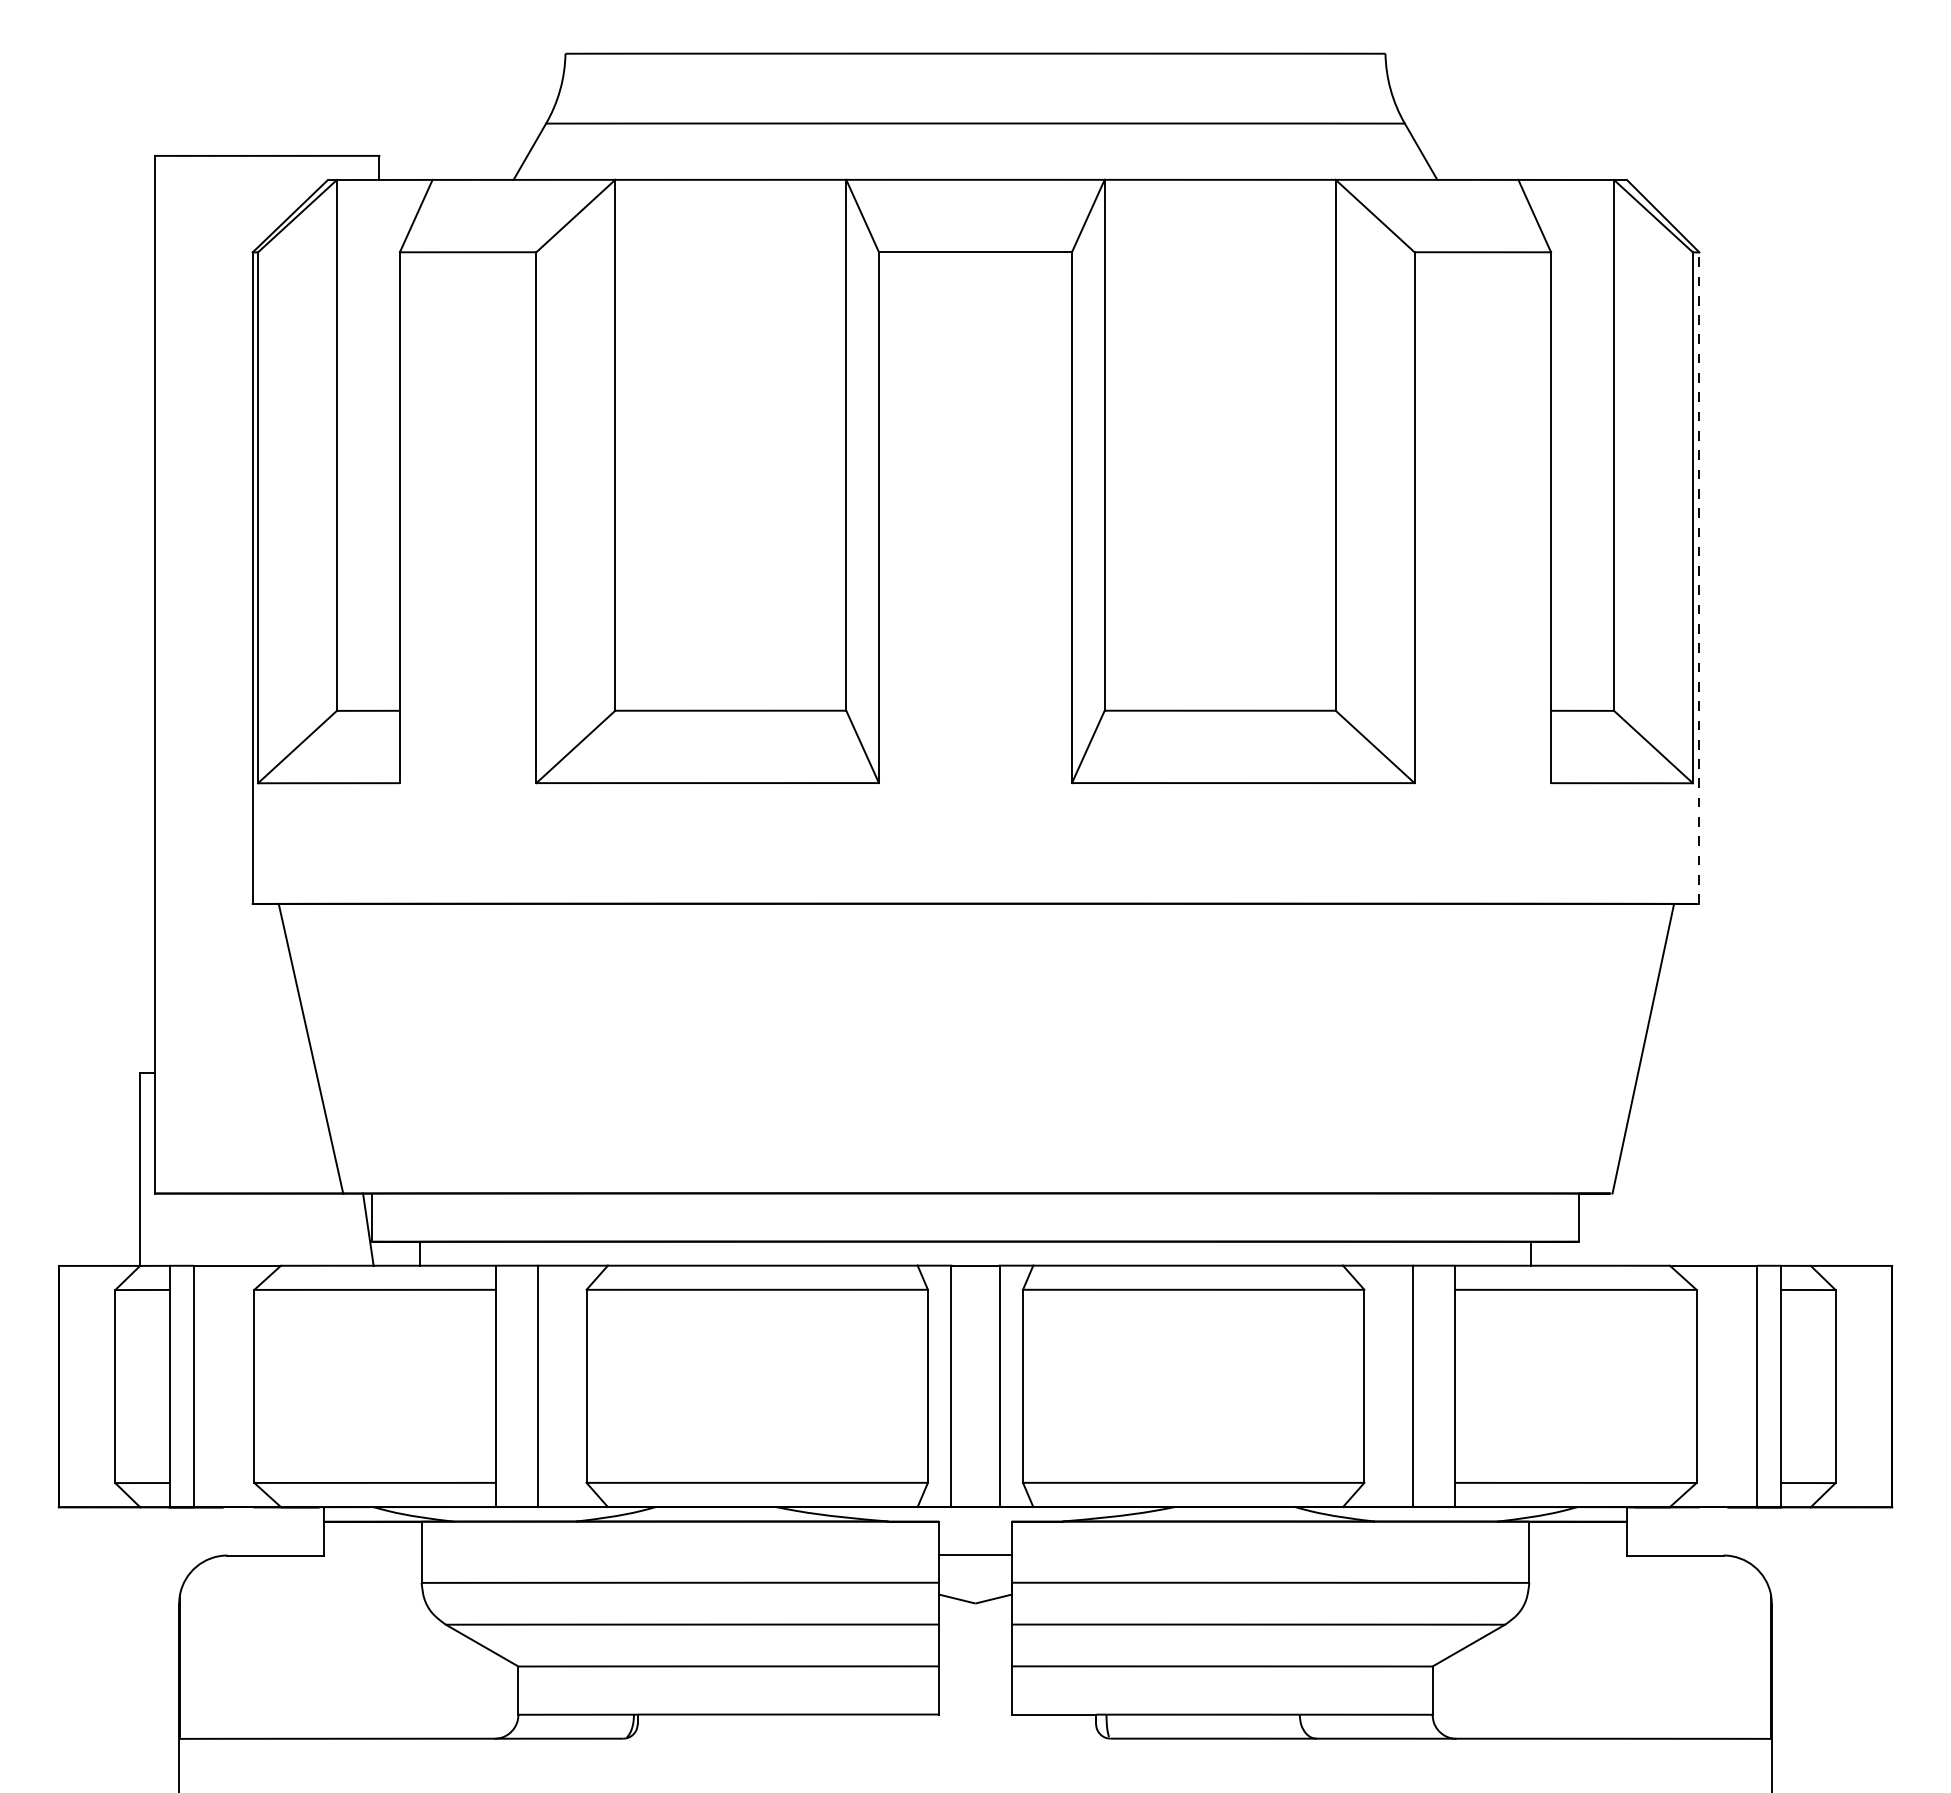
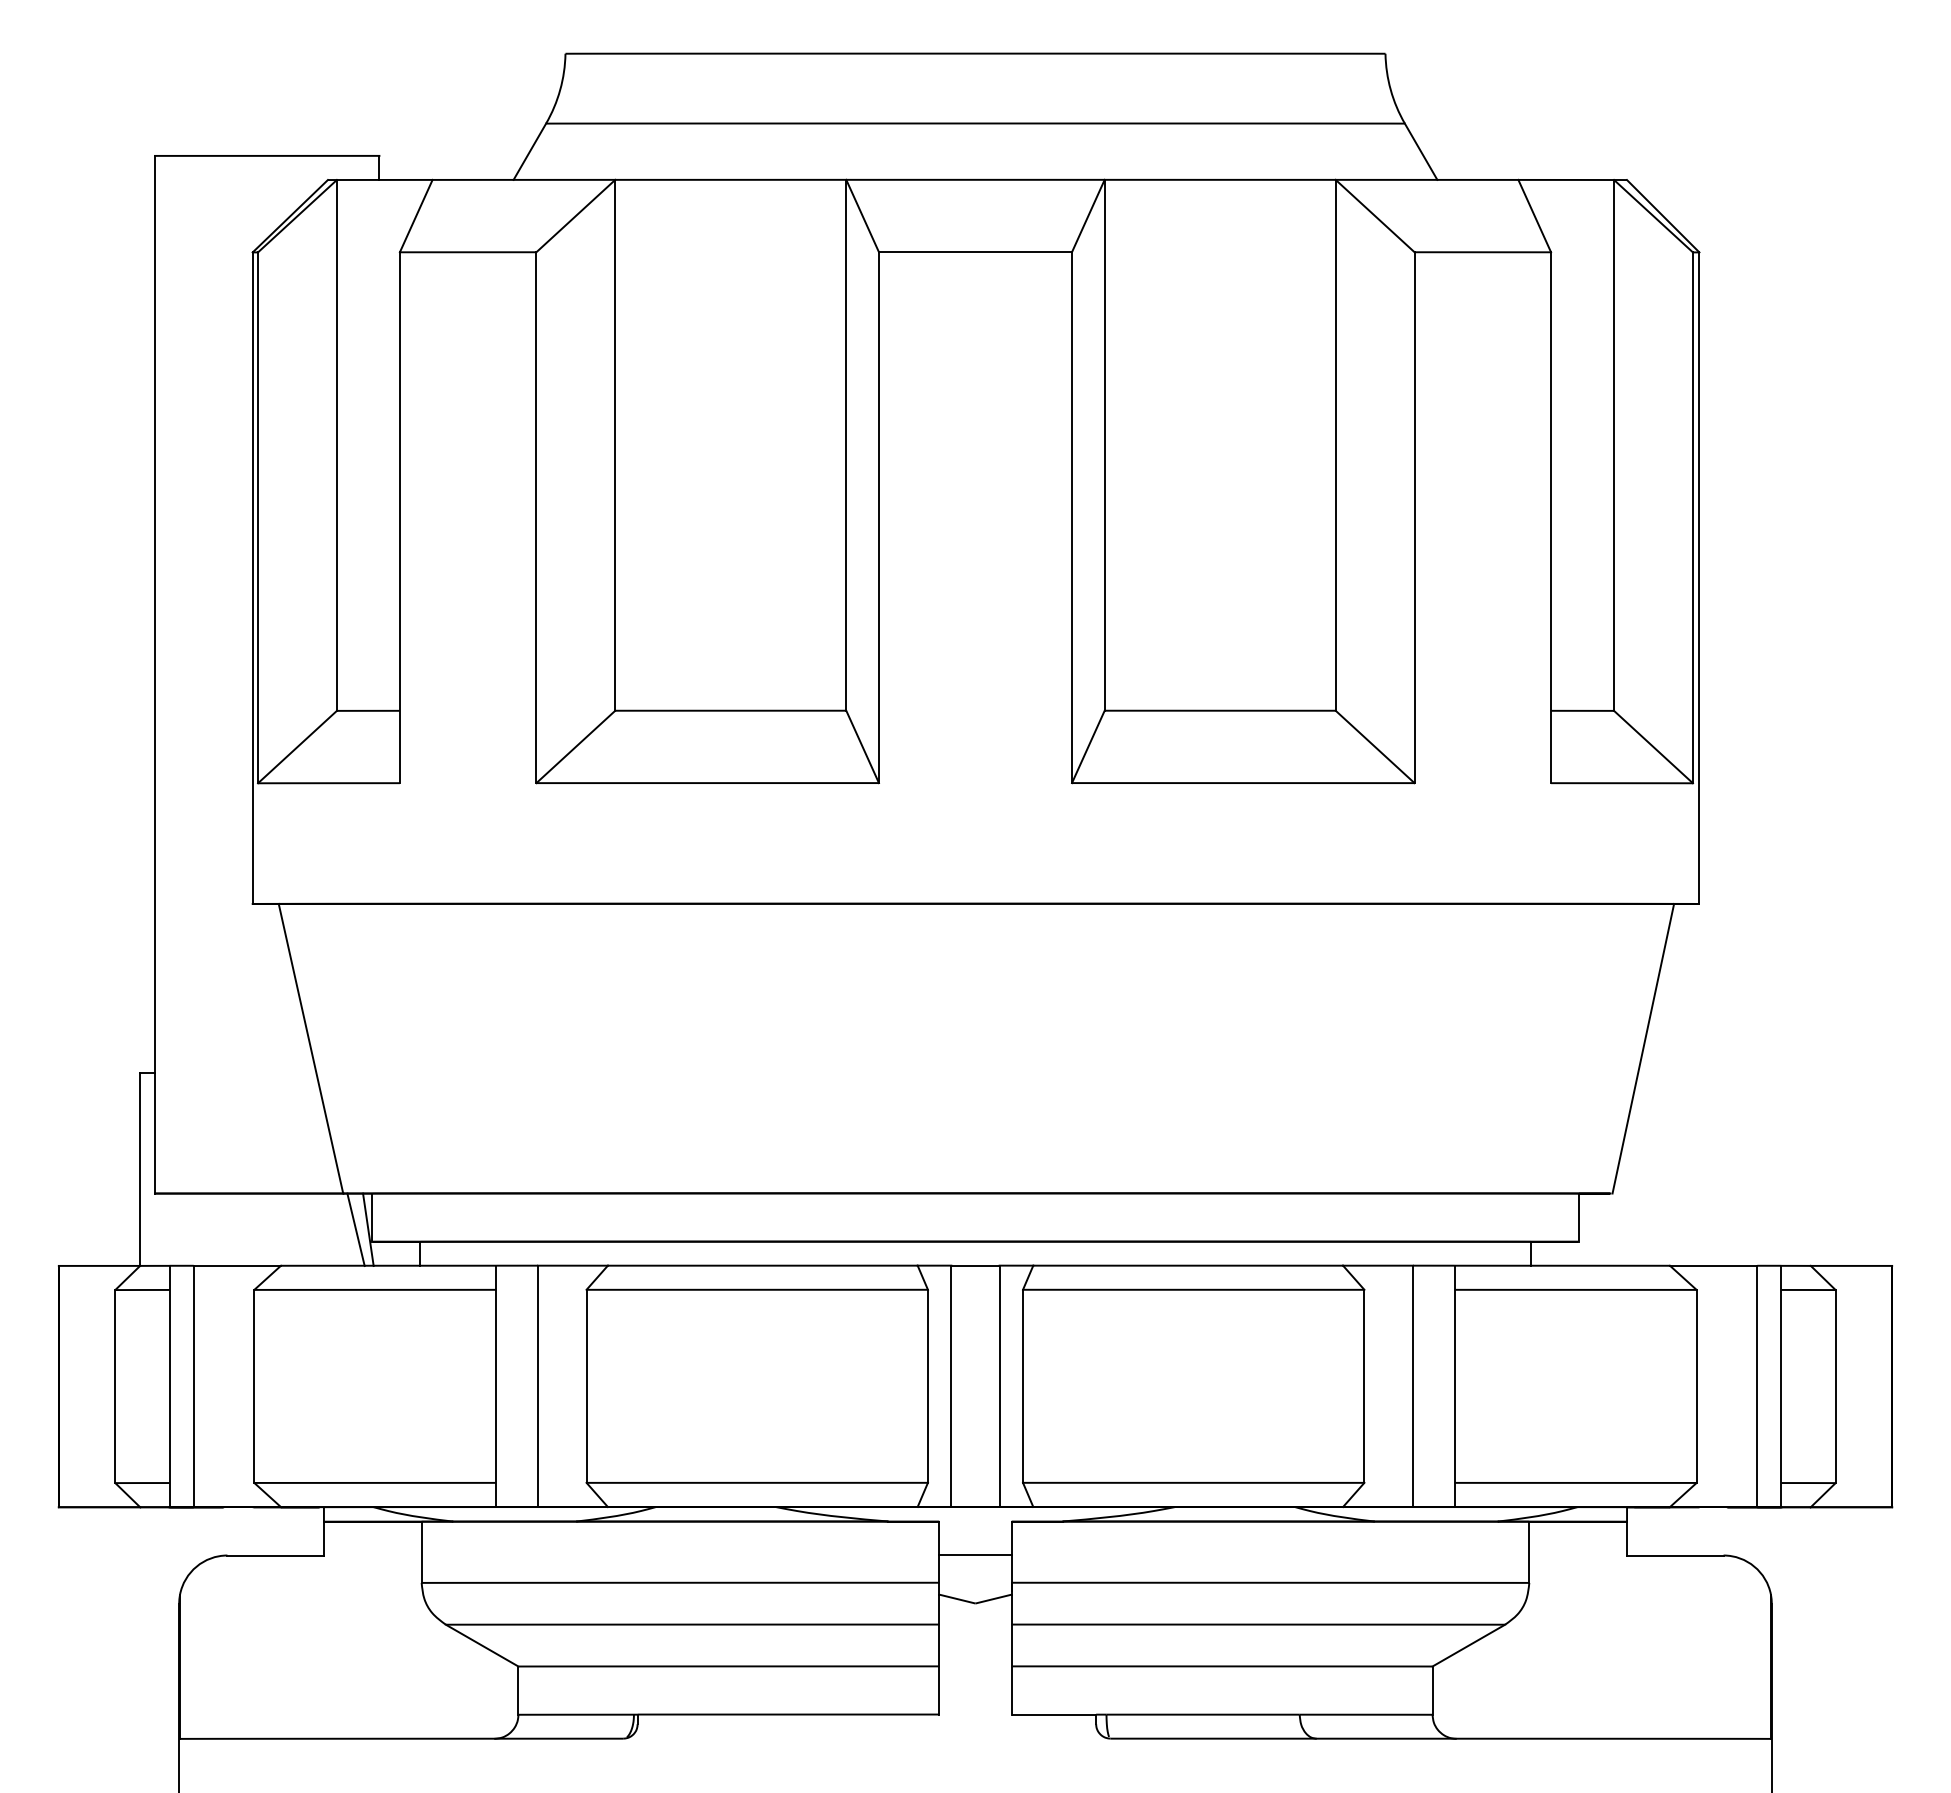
line: dashed -> solid (1699, 578)
line: none -> present (355, 1229)
